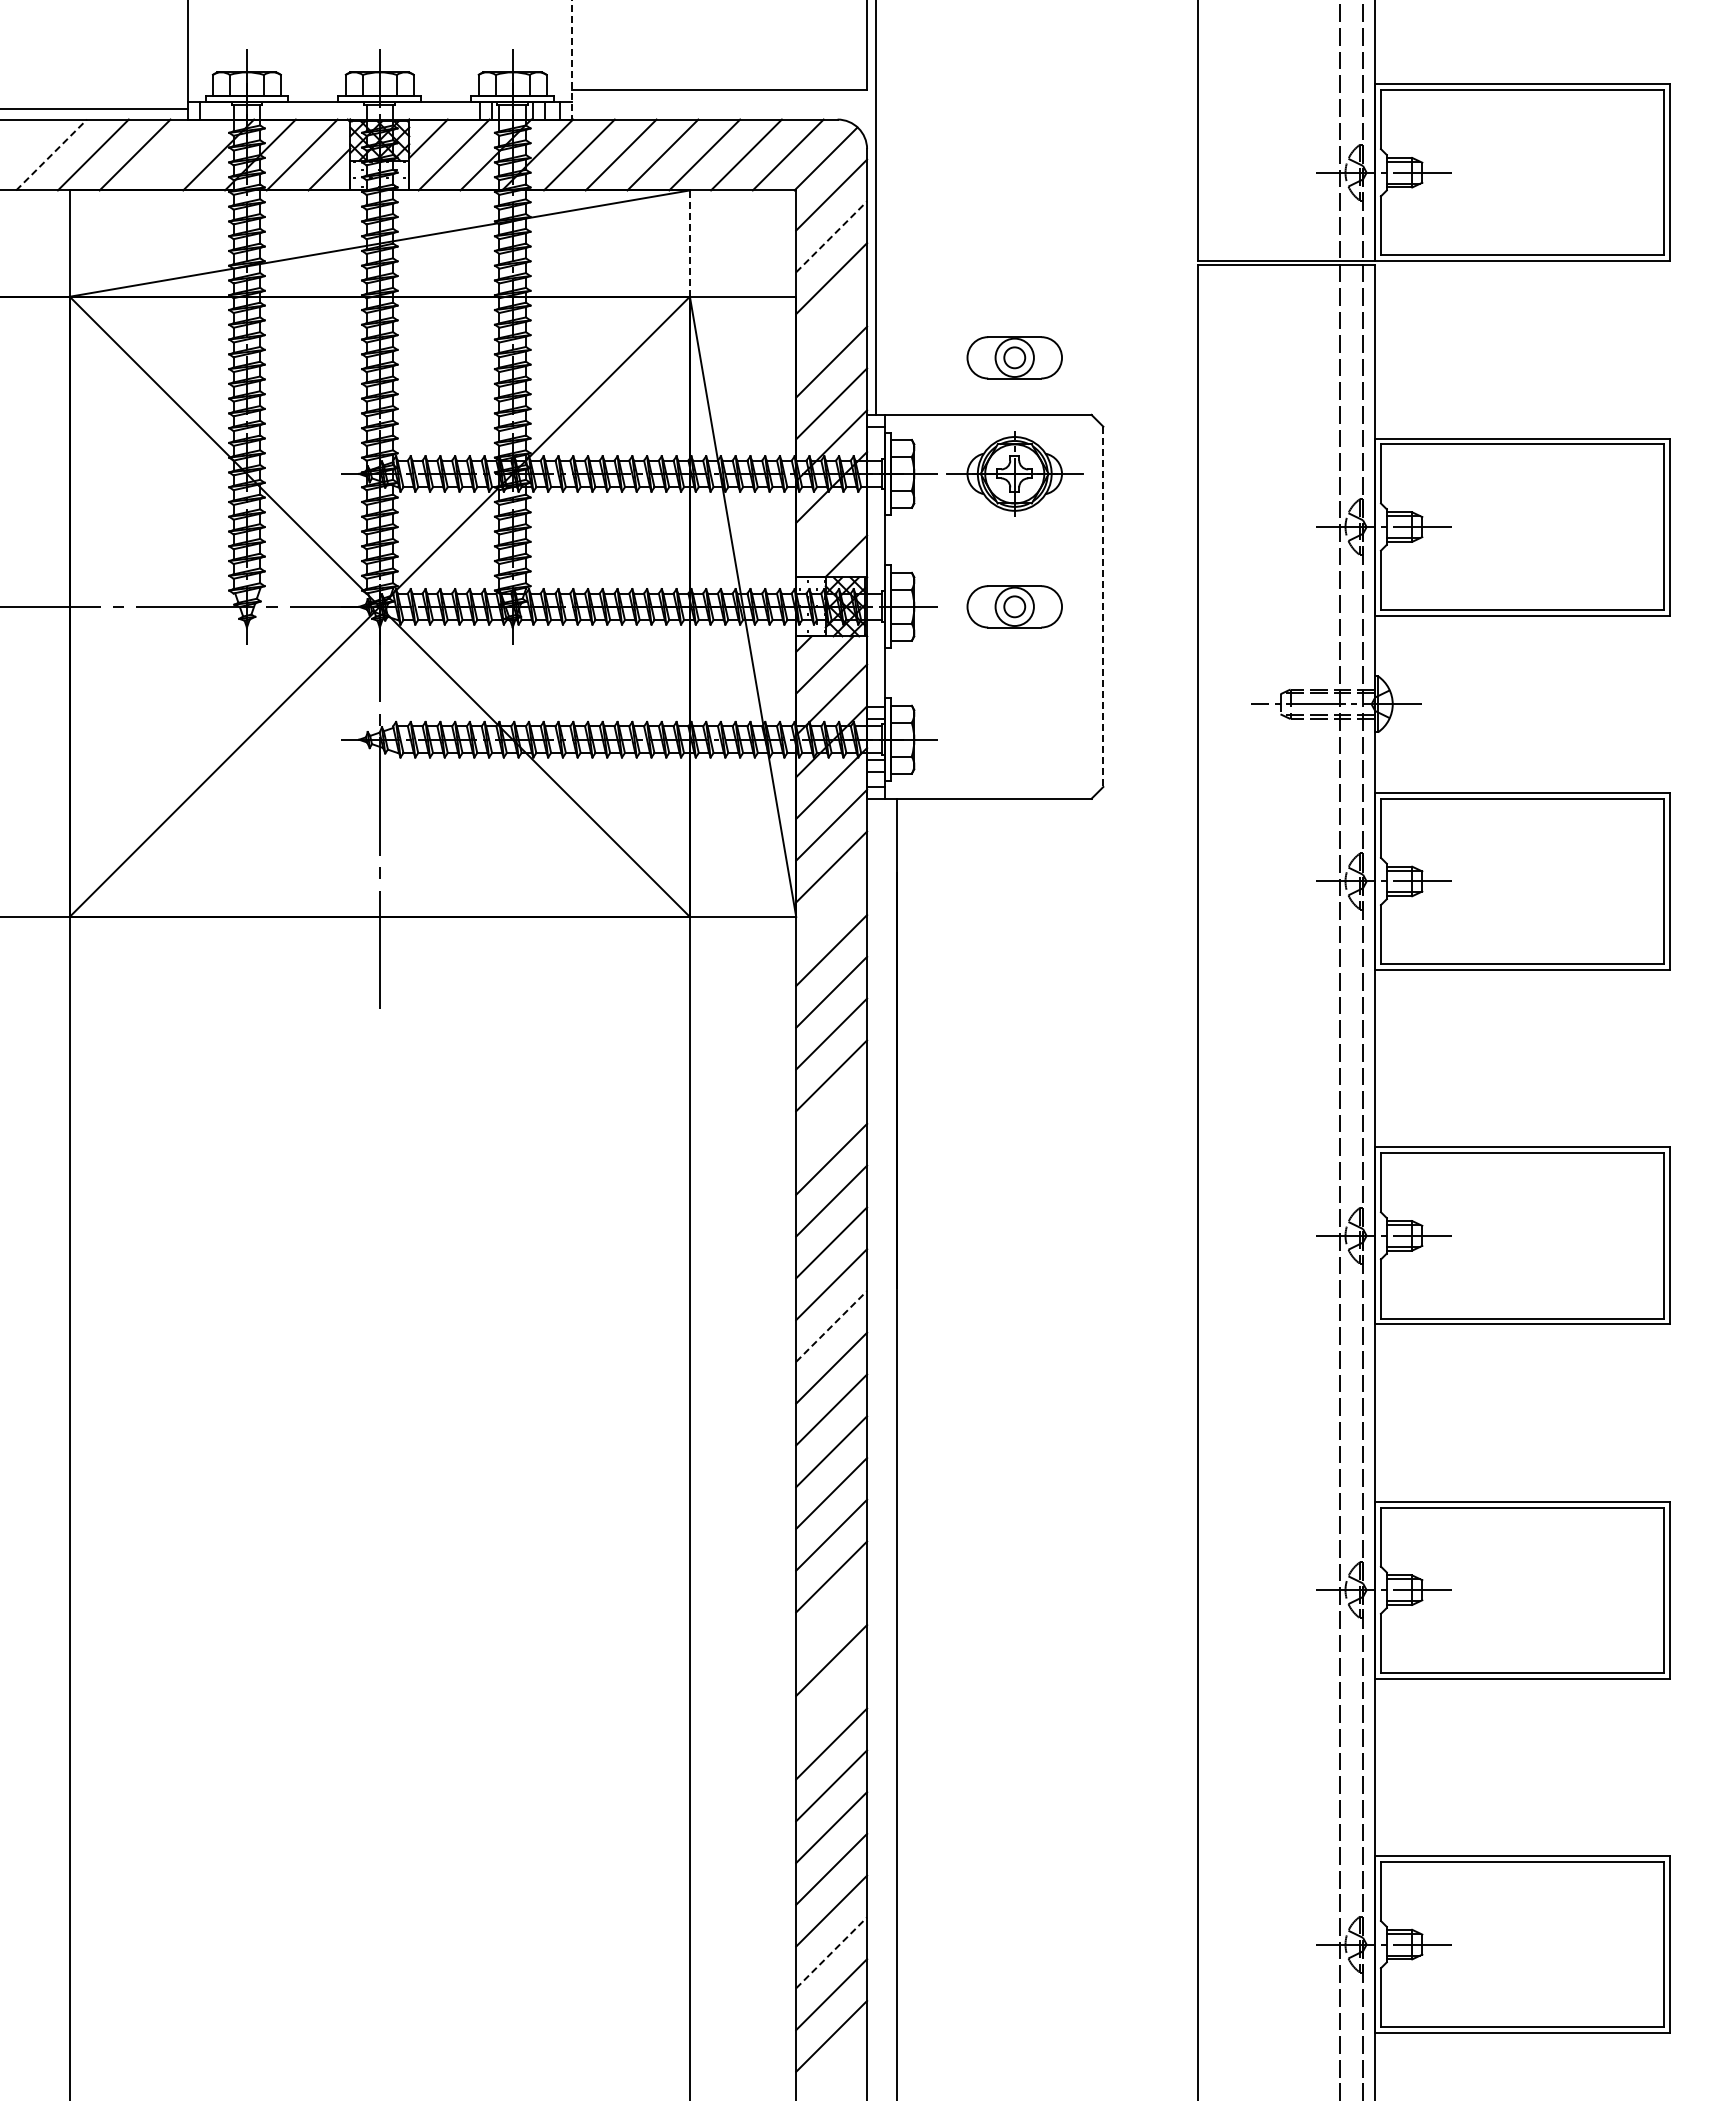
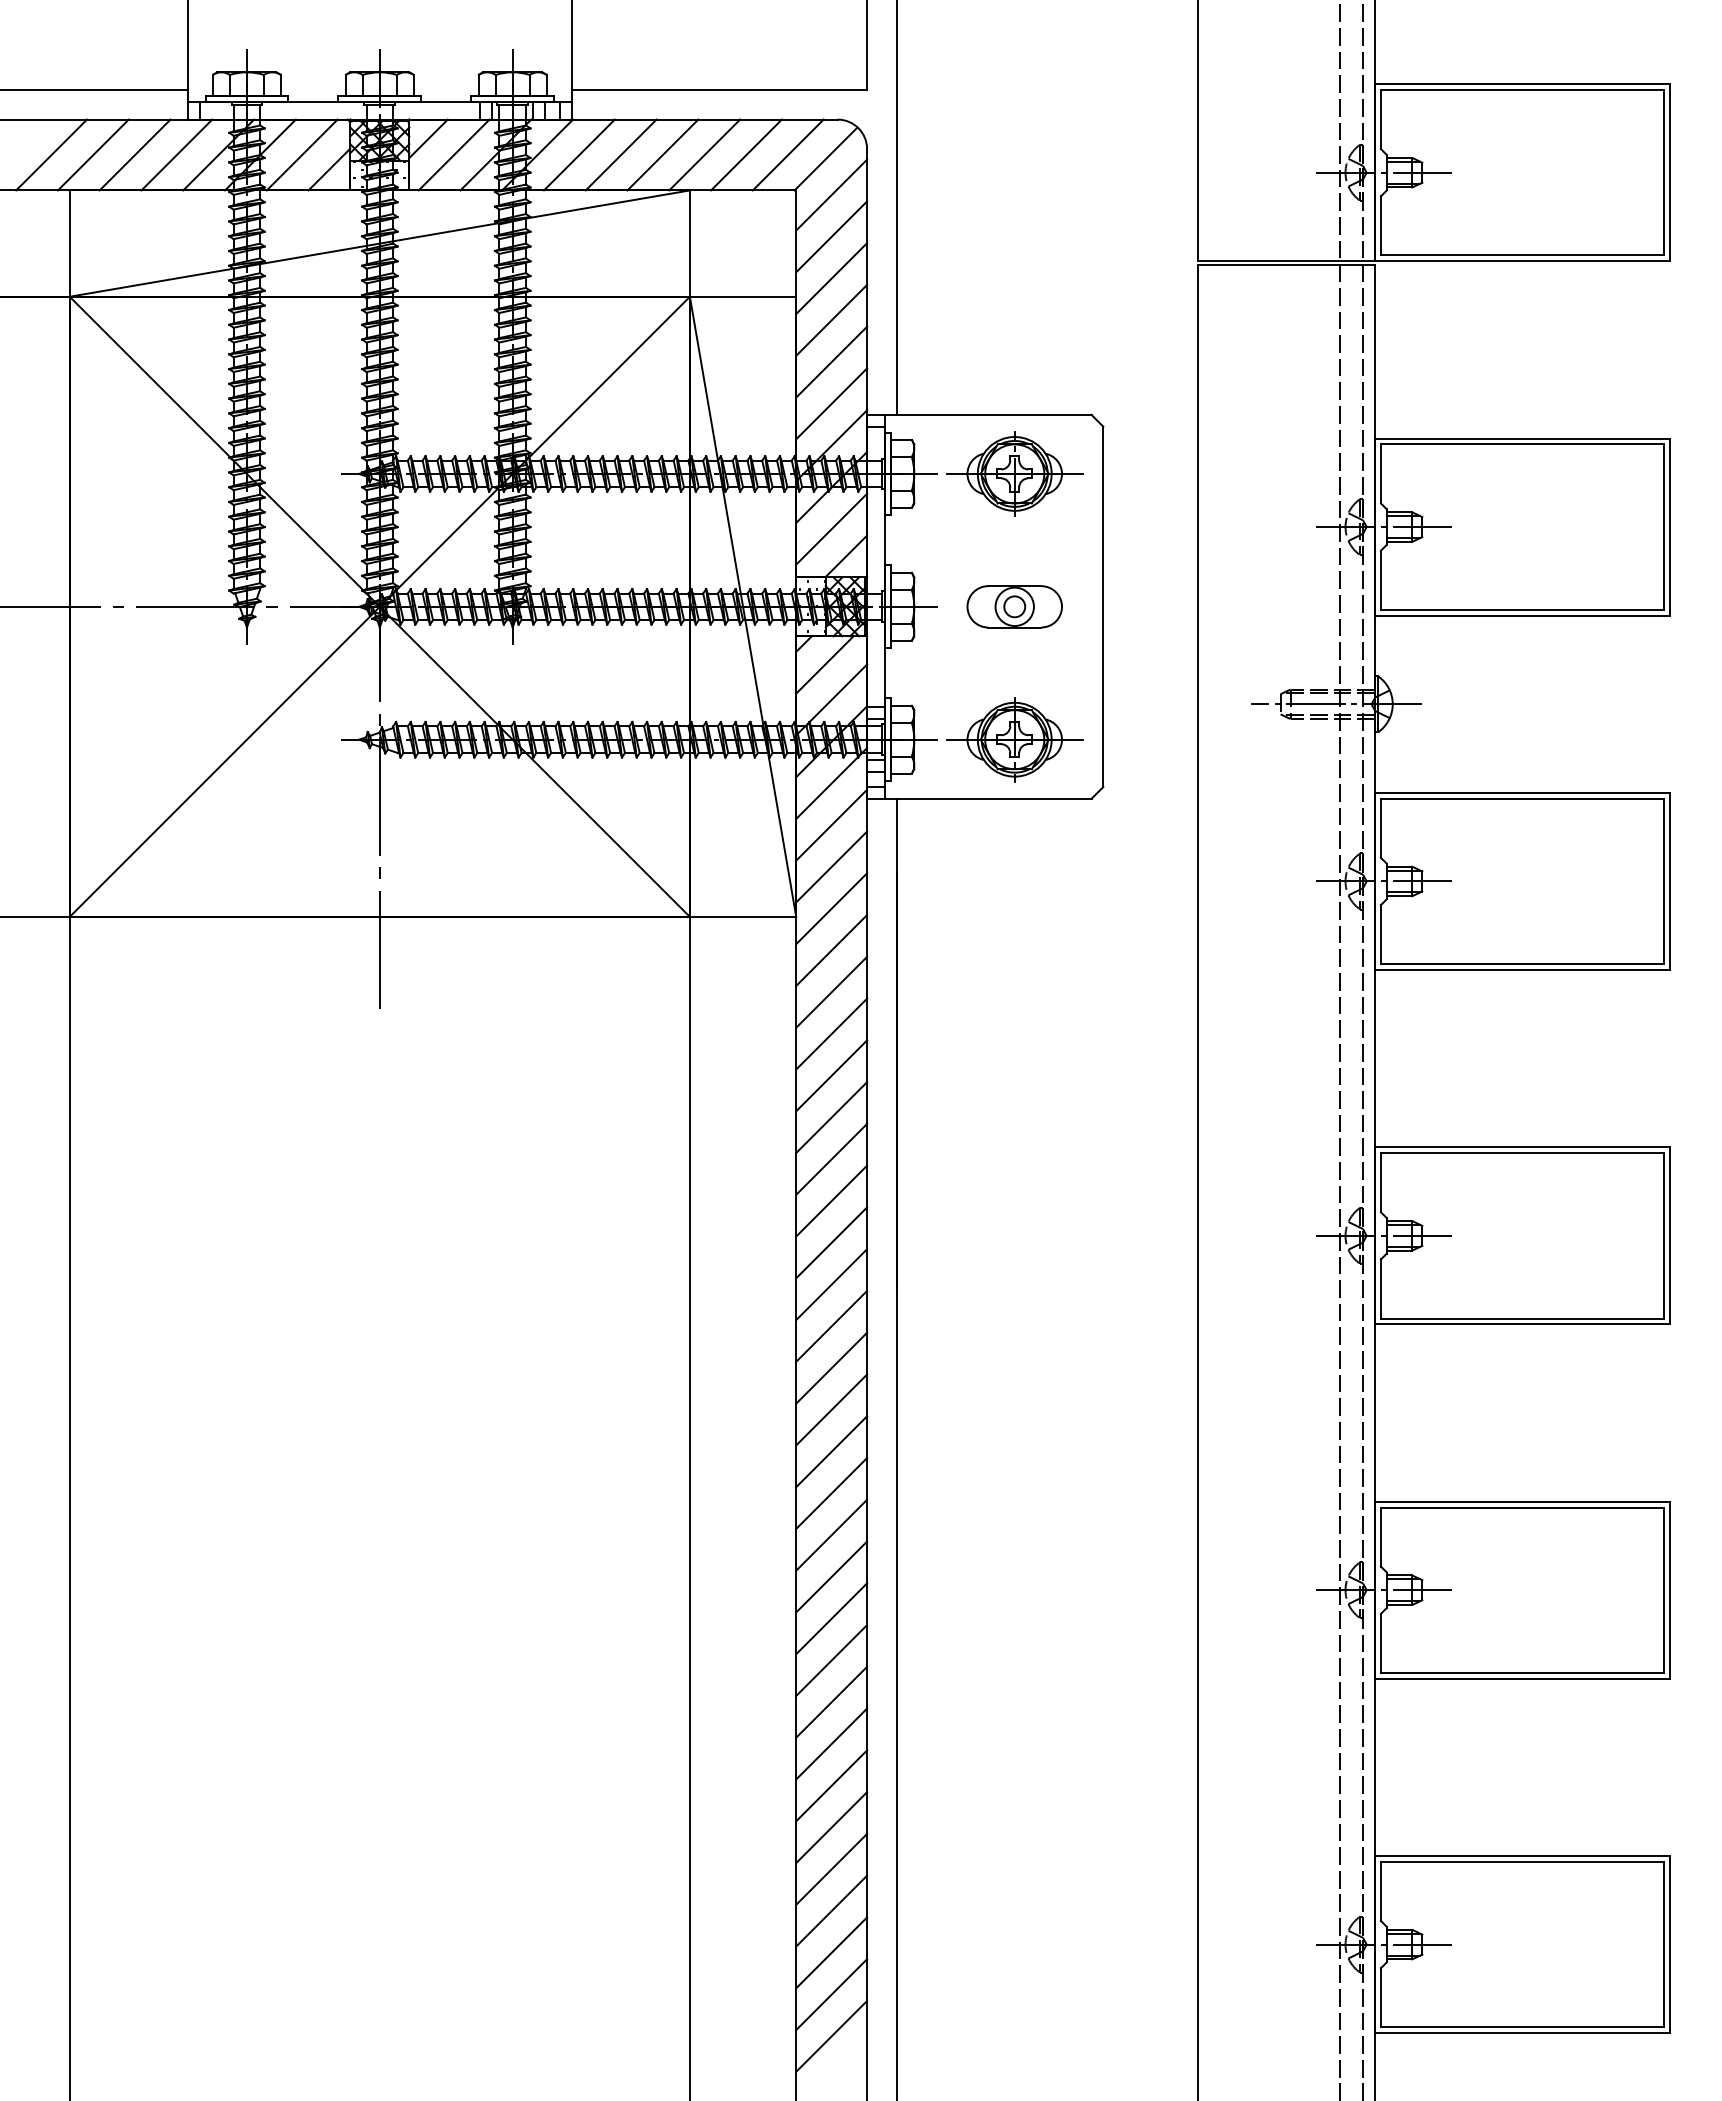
line: dashed -> solid (571, 60)
line position: (94, 109) -> (94, 90) (94, 90)
line: dashed -> solid (51, 154)
line: none -> present (176, 154)
line position: (875, 208) -> (896, 208) (896, 208)
line: dashed -> solid (832, 236)
line: dashed -> solid (689, 243)
line: none -> present (831, 319)
part: present -> none (1014, 357)
line: none -> present (831, 528)
line: dashed -> solid (1103, 607)
part: none -> present (1014, 739)
line: none -> present (831, 908)
line: none -> present (831, 1117)
line: dashed -> solid (832, 1326)
line: none -> present (831, 1618)
line: none -> present (831, 1701)
line: dashed -> solid (832, 1952)
